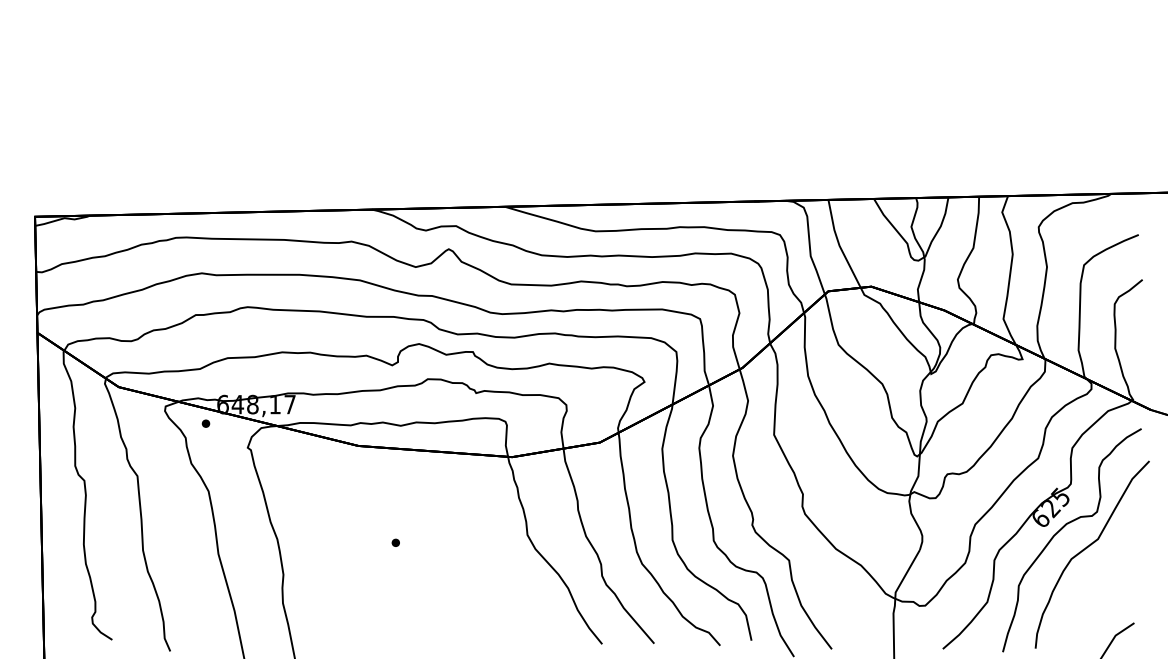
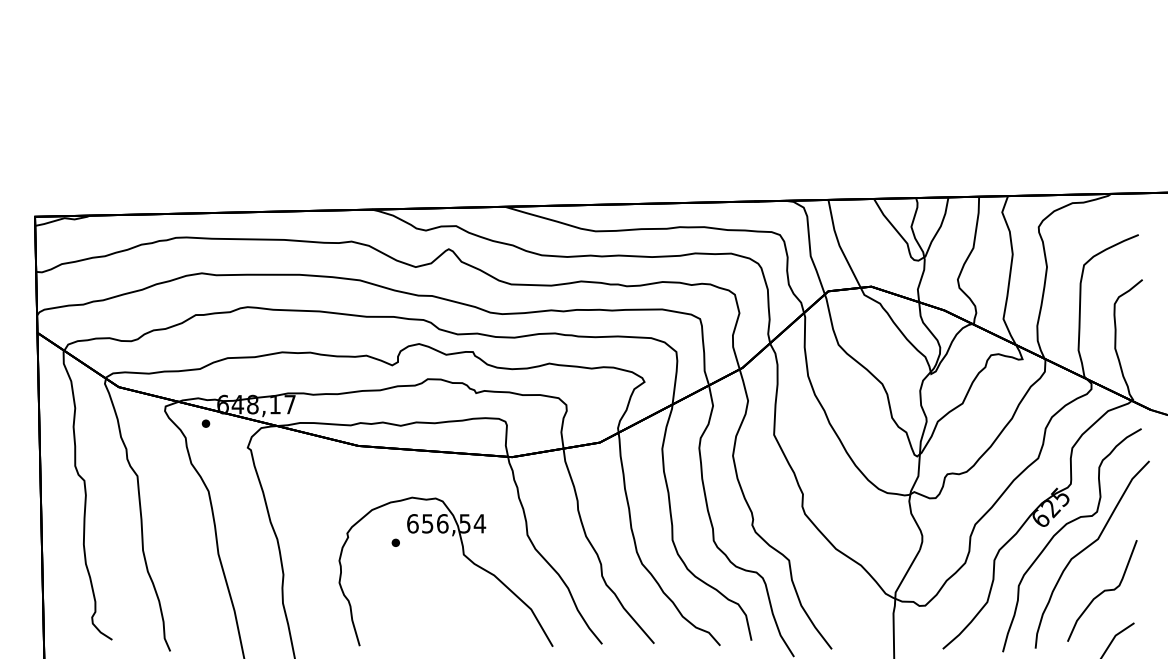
part: none -> present (462, 554)
curve: none -> present (1103, 590)
